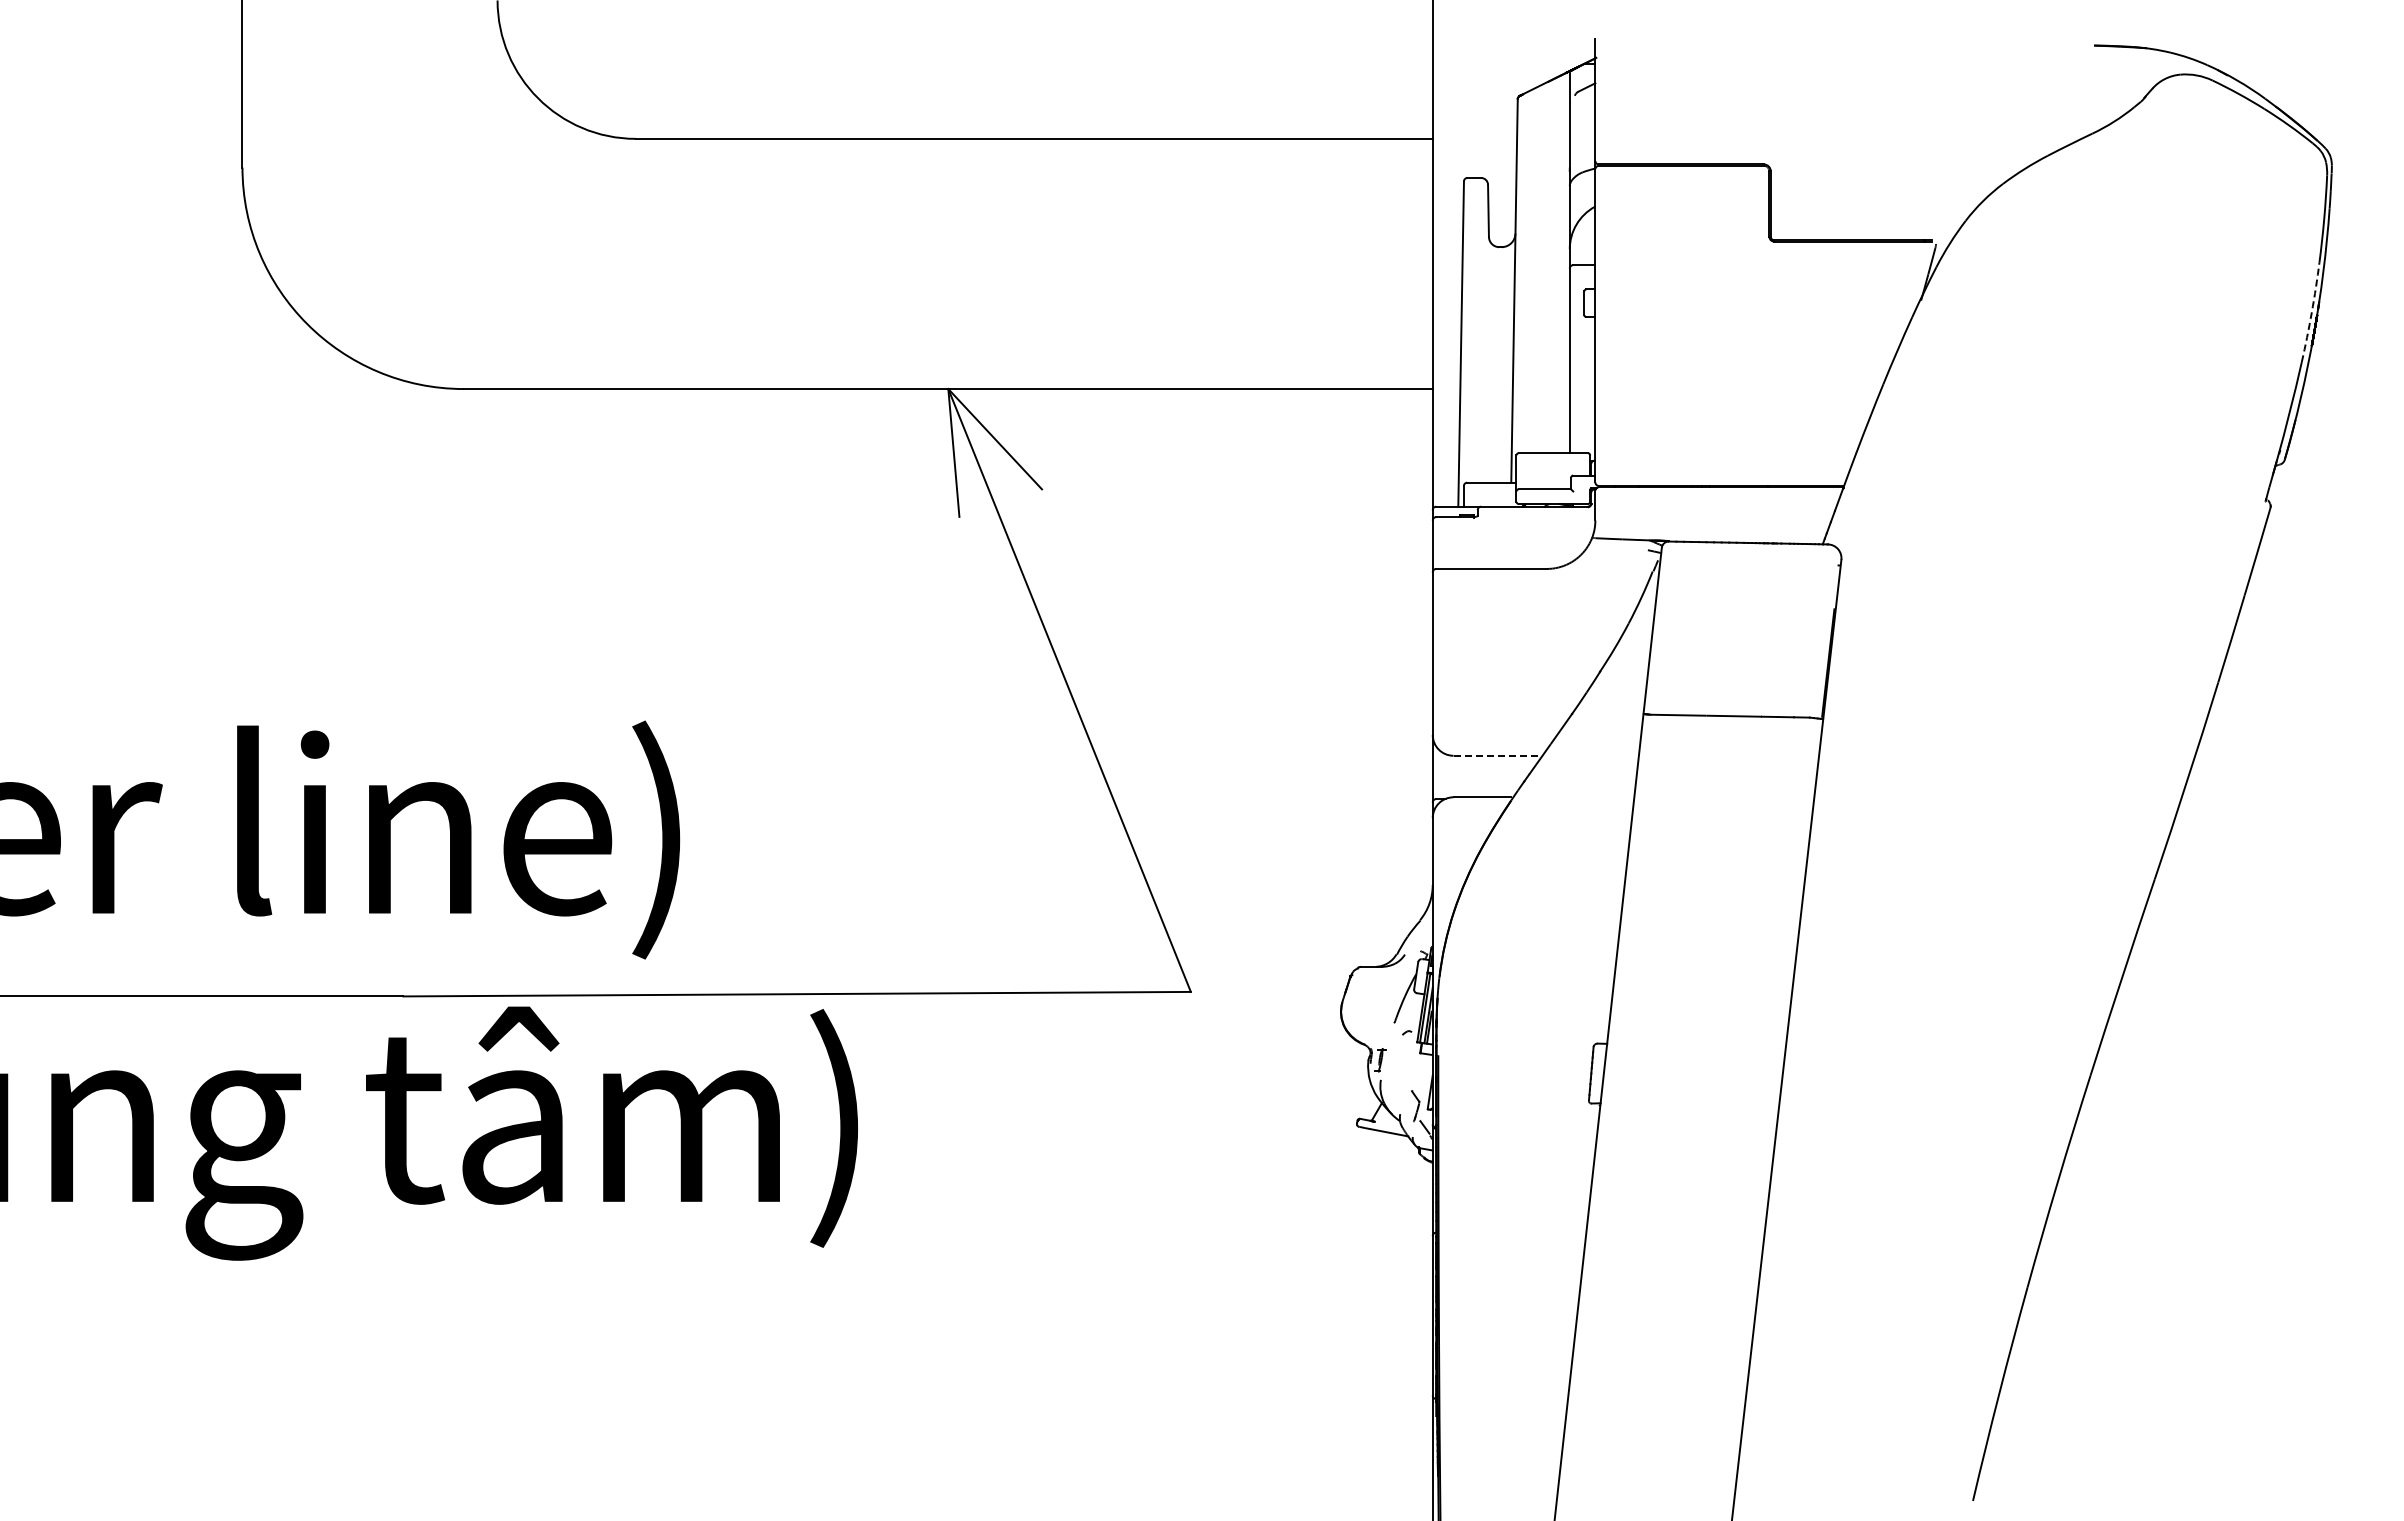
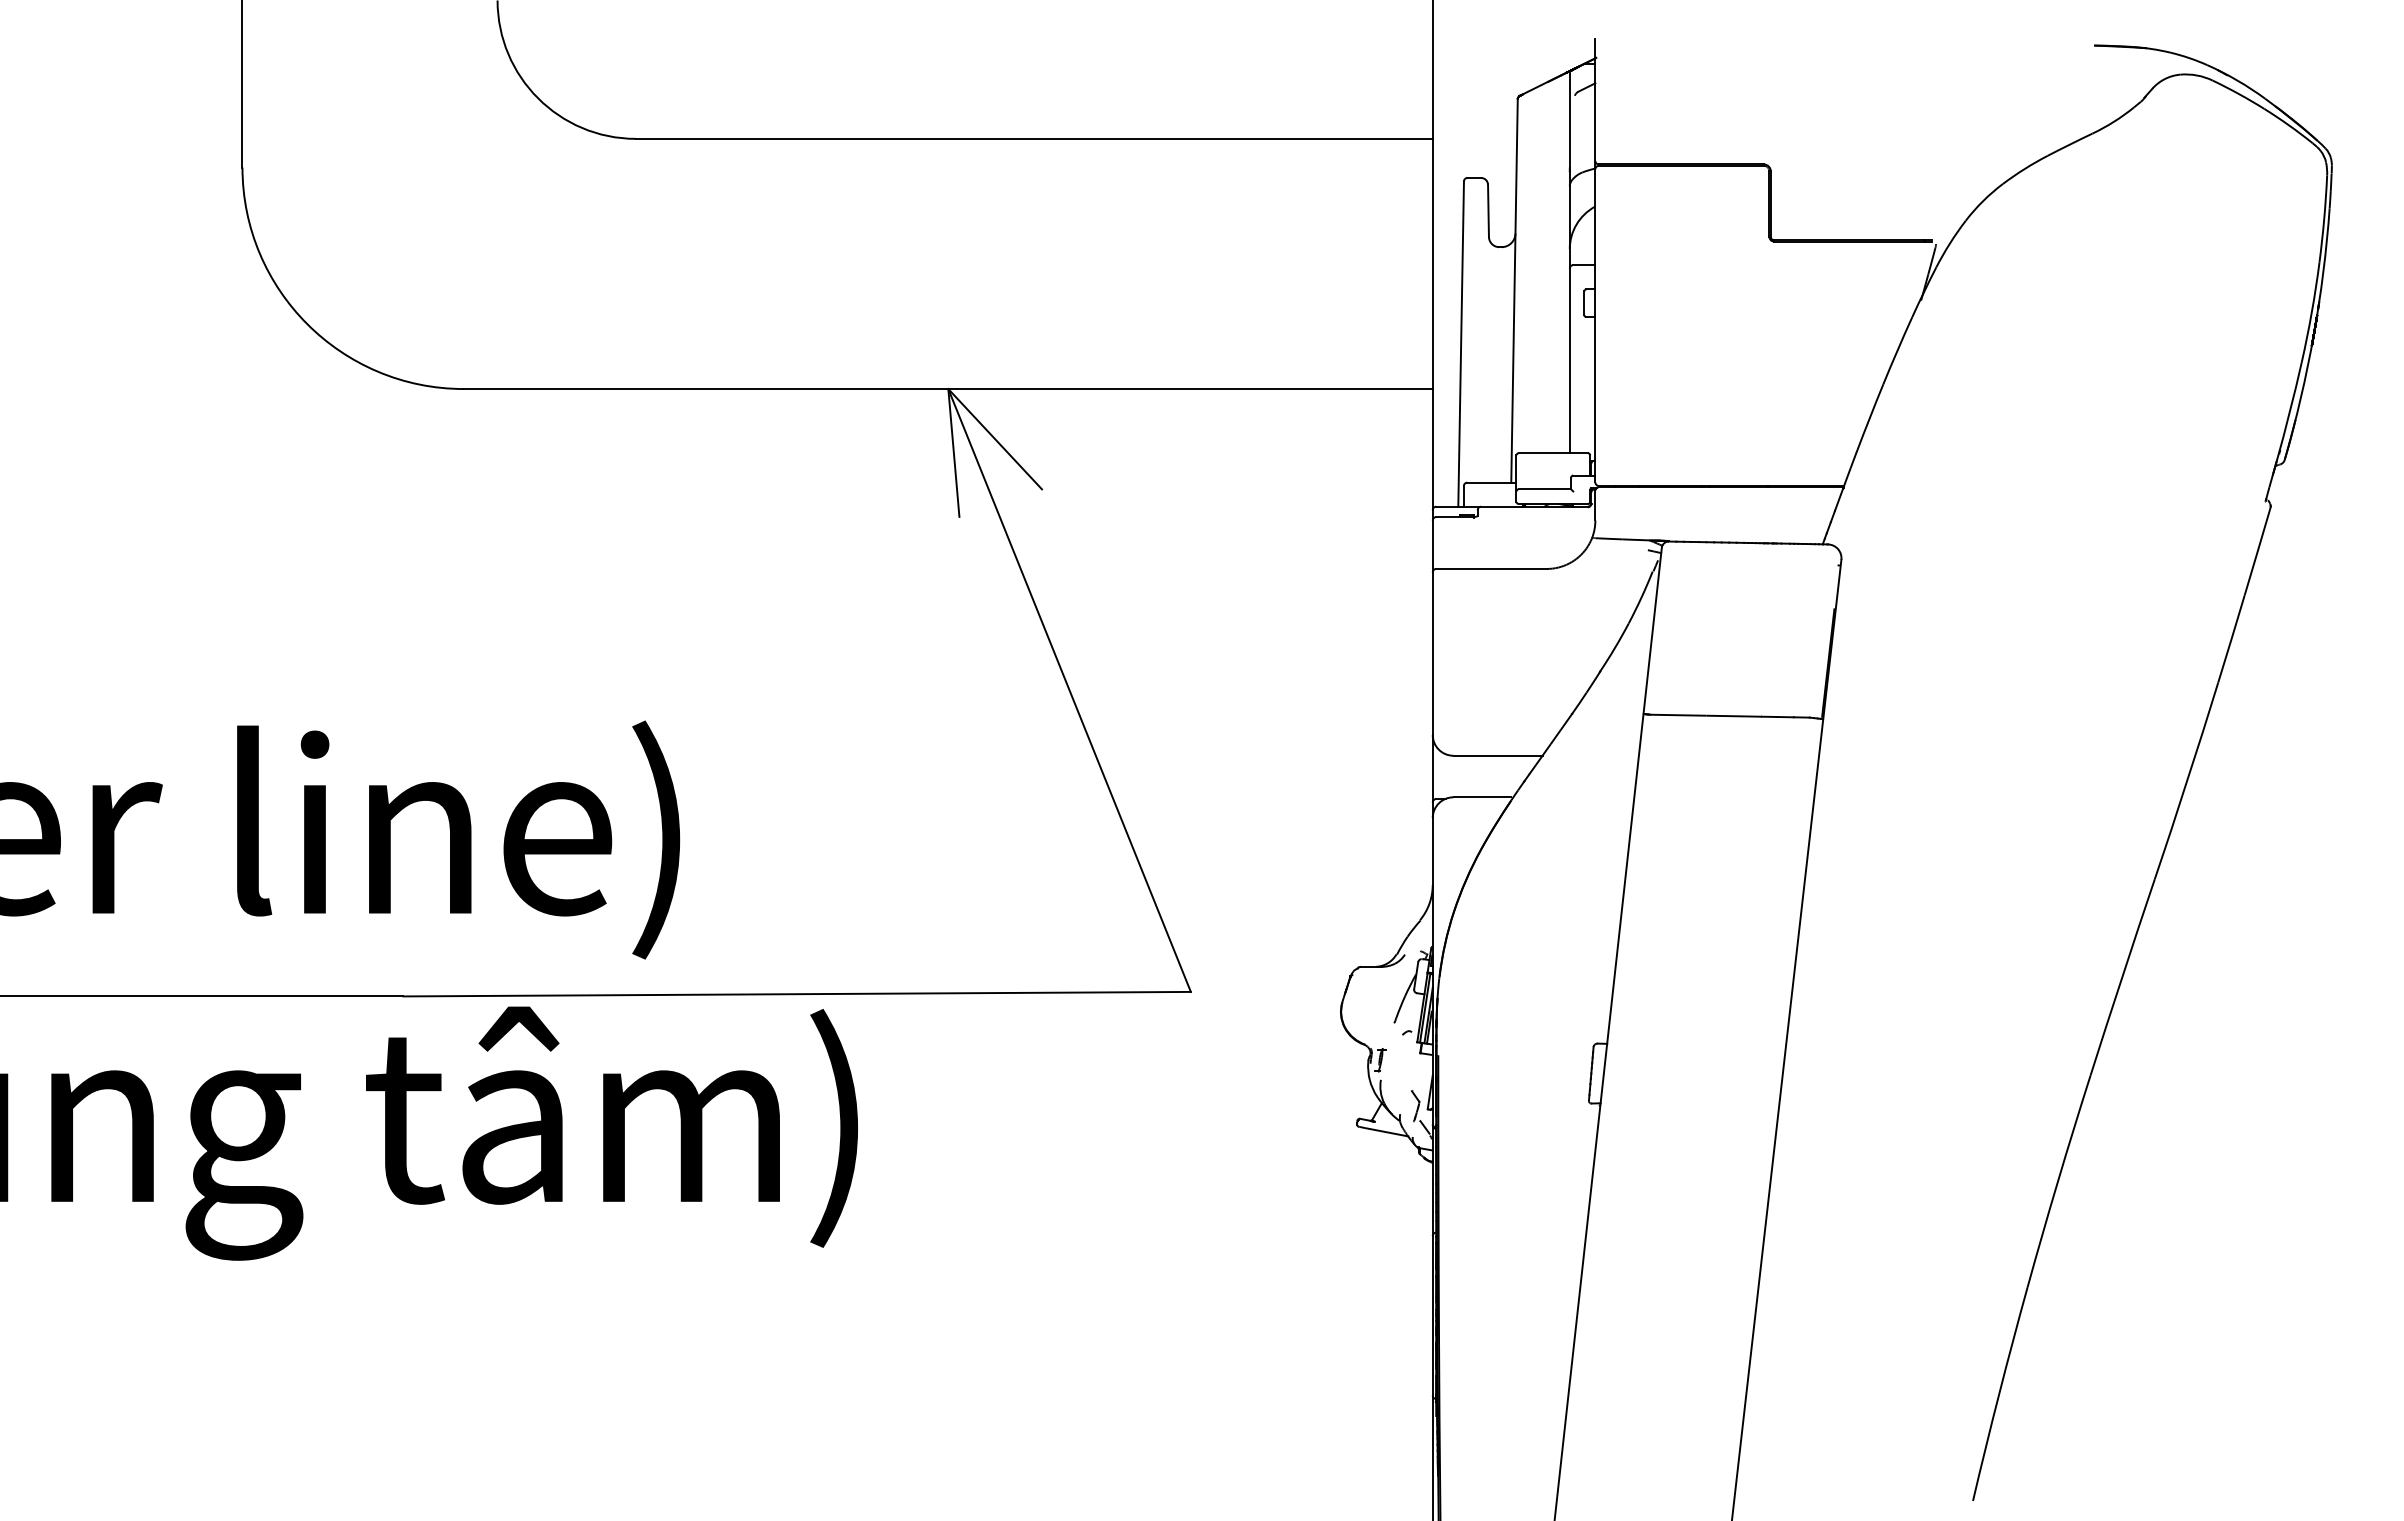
arc: dashed -> solid (2311, 312)
line: dashed -> solid (1498, 755)
